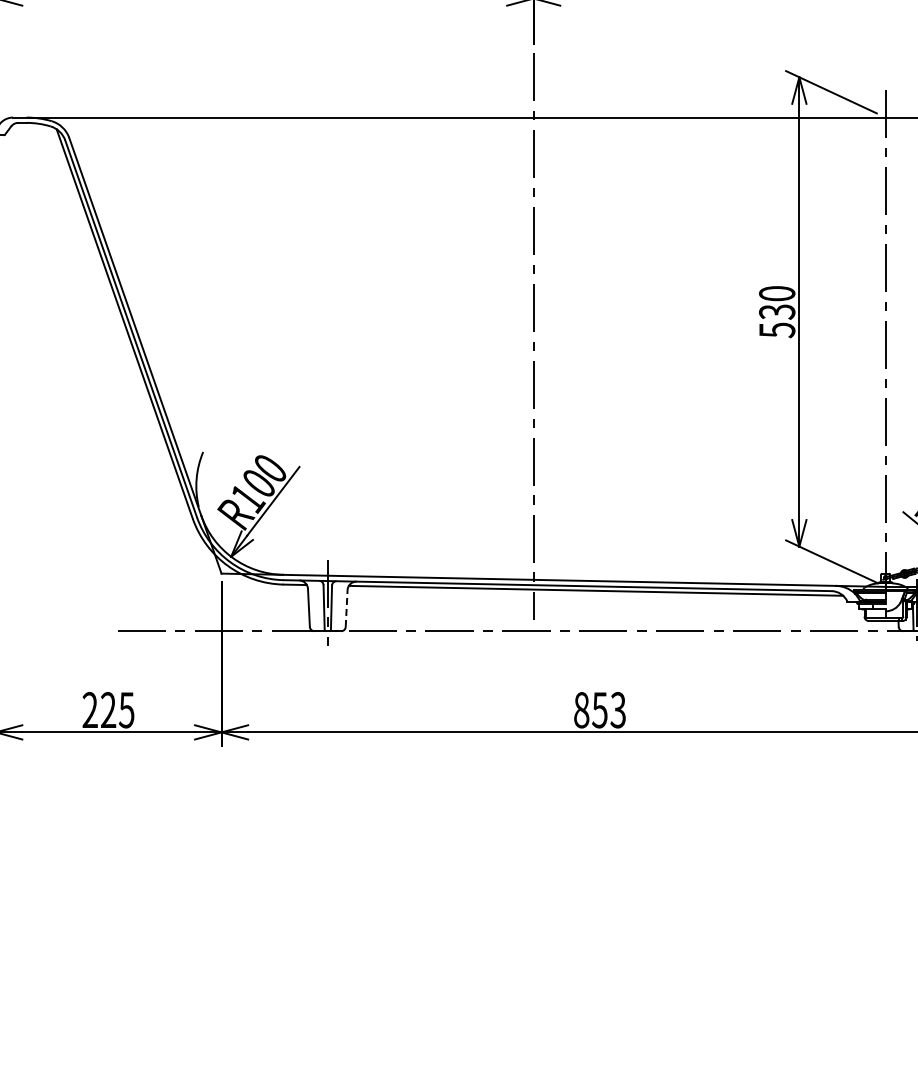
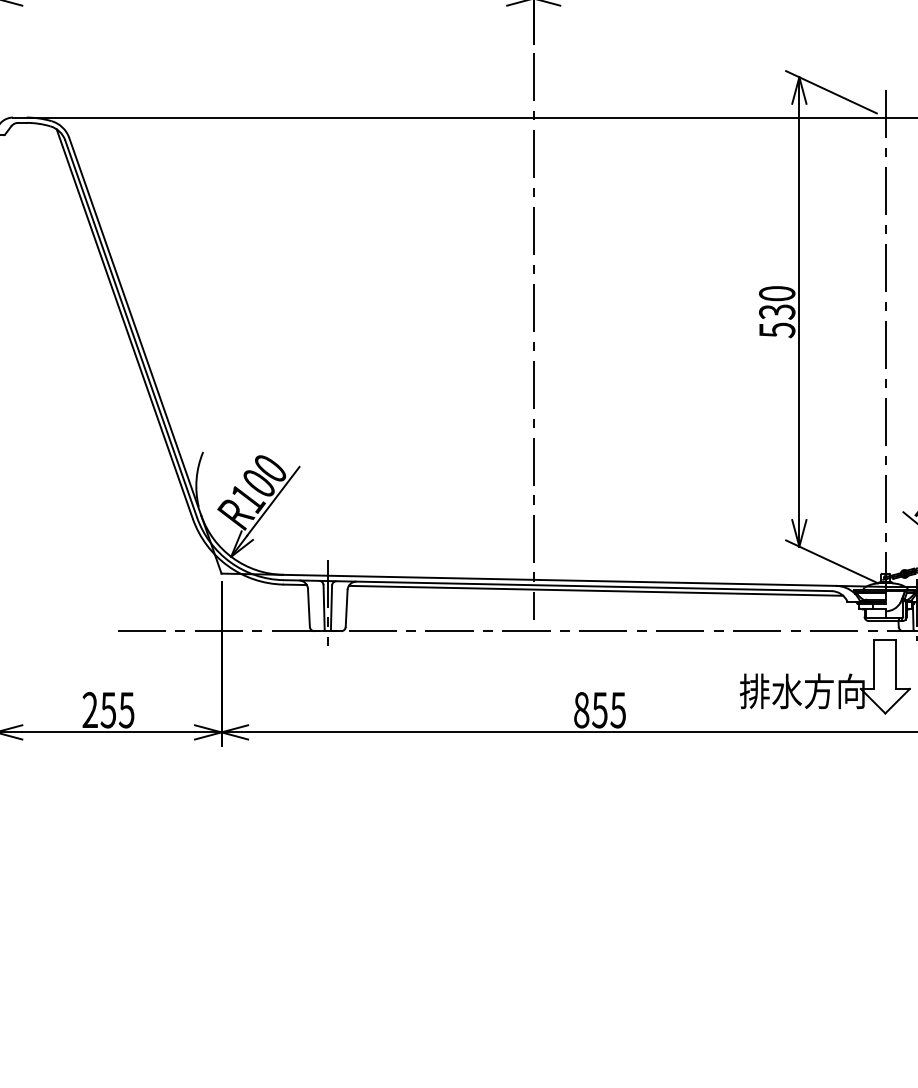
line: dashed -> solid (346, 608)
part: none -> present (825, 676)
text: 225 -> 255 (108, 710)
text: 853 -> 855 (617, 710)
